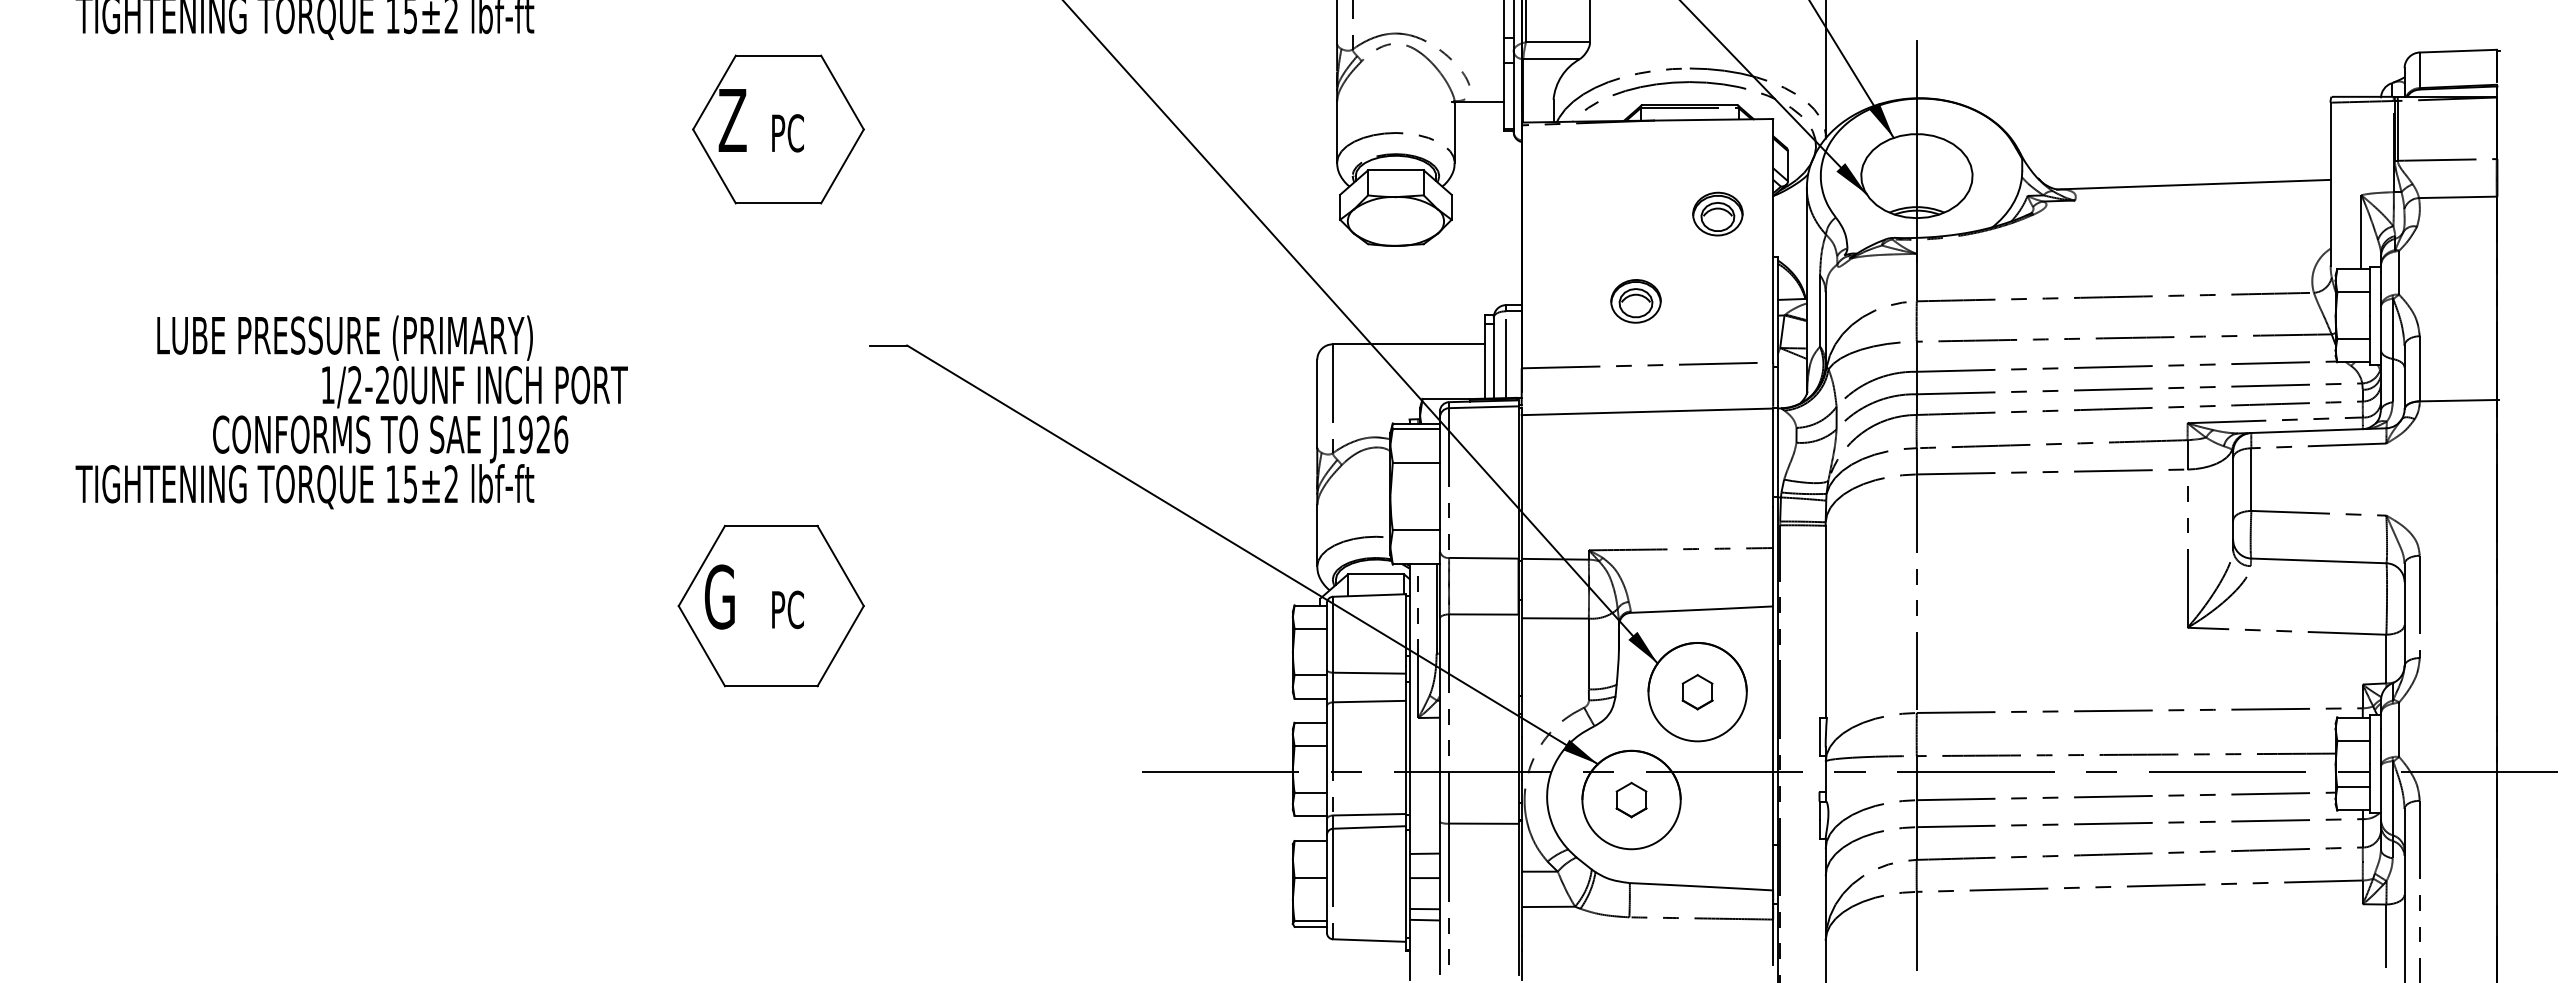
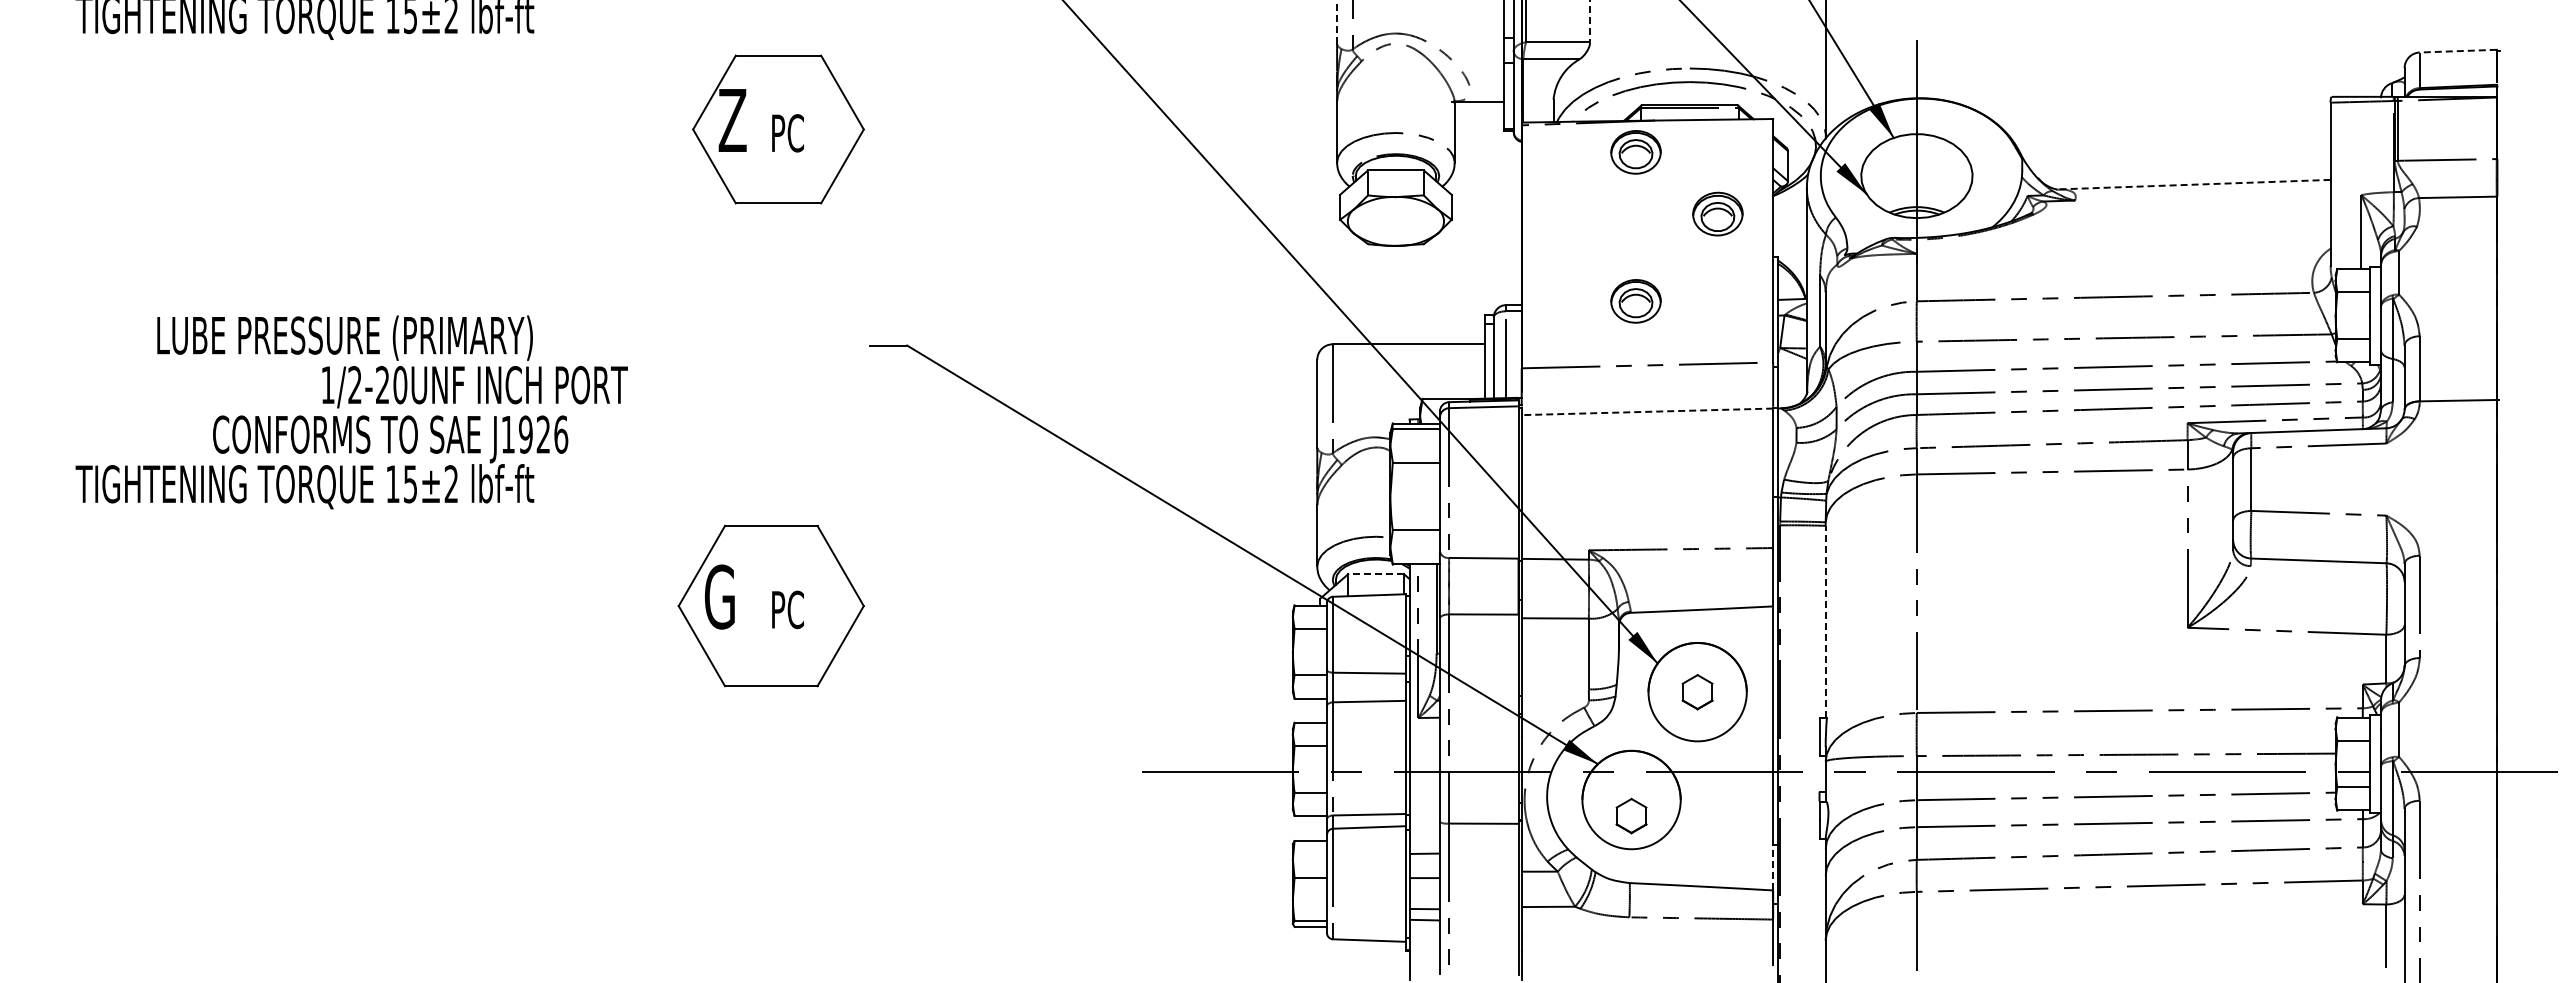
line: solid -> dashed (1590, 21)
line: solid -> dashed (1337, 22)
line: solid -> dashed (2458, 51)
part: none -> present (1635, 152)
line: solid -> dashed (2193, 184)
line: solid -> dashed (1647, 411)
line: solid -> dashed (1376, 574)
line: solid -> dashed (1825, 621)
part position: (1631, 799) -> (1631, 815) (1631, 815)
line: solid -> dashed (1773, 867)
